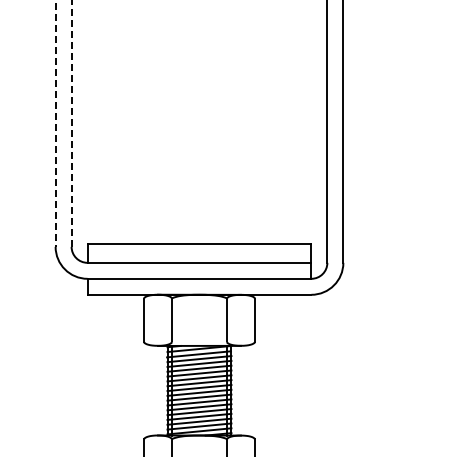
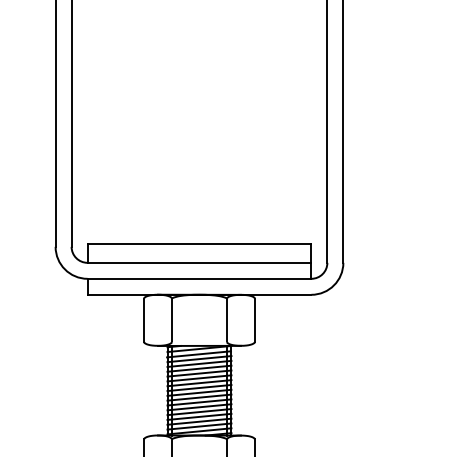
line: dashed -> solid (55, 123)
line: dashed -> solid (71, 123)
